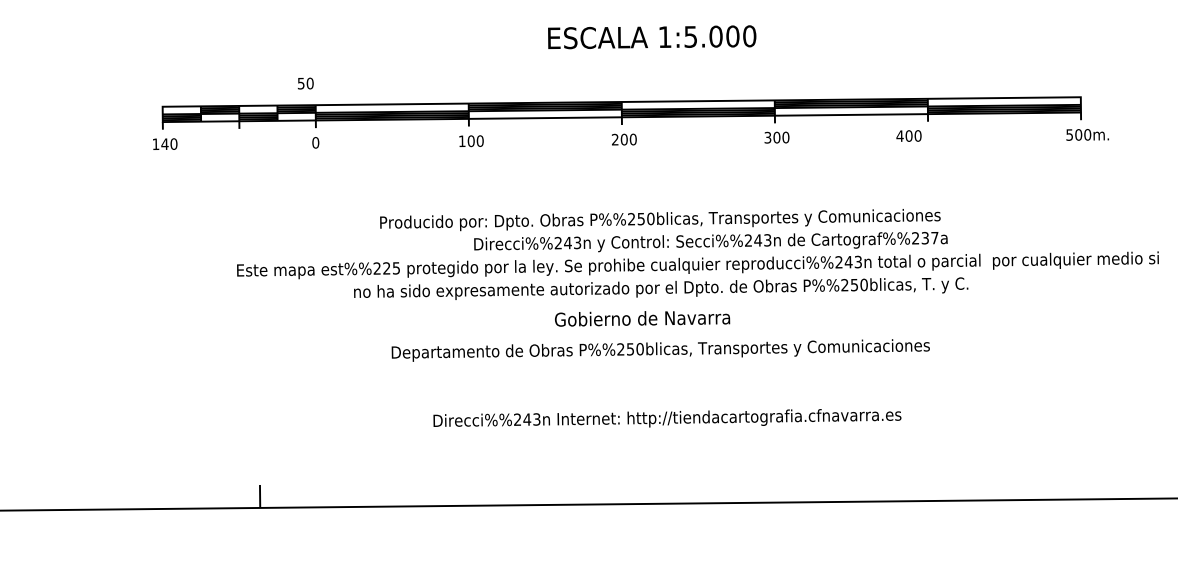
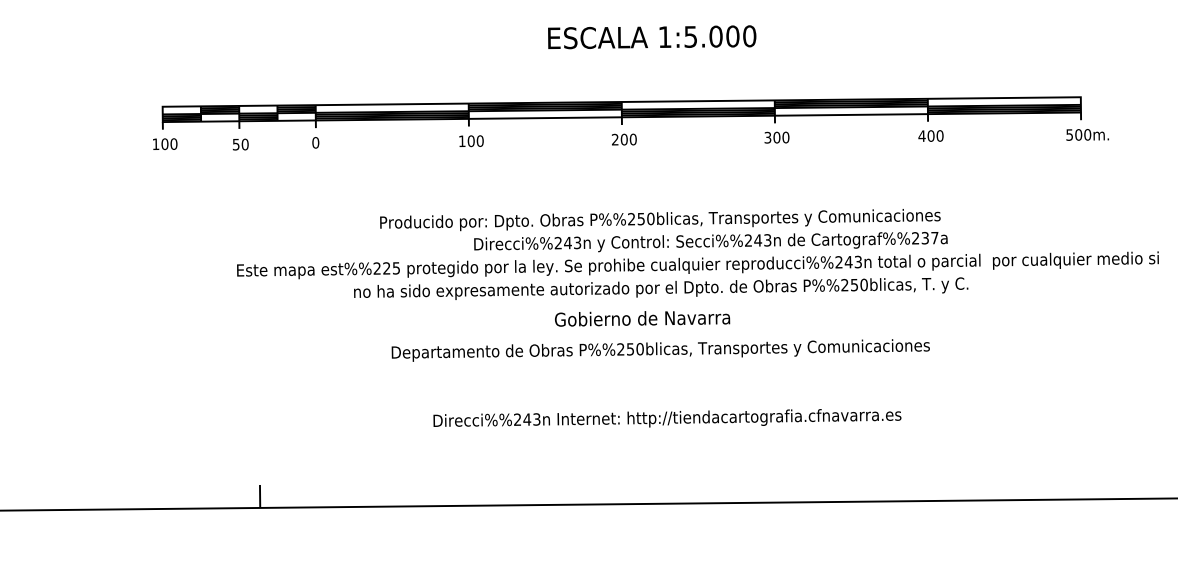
text position: (305, 83) -> (240, 144) (240, 144)
text position: (908, 135) -> (930, 135) (930, 135)
text: 140 -> 100 (164, 144)
